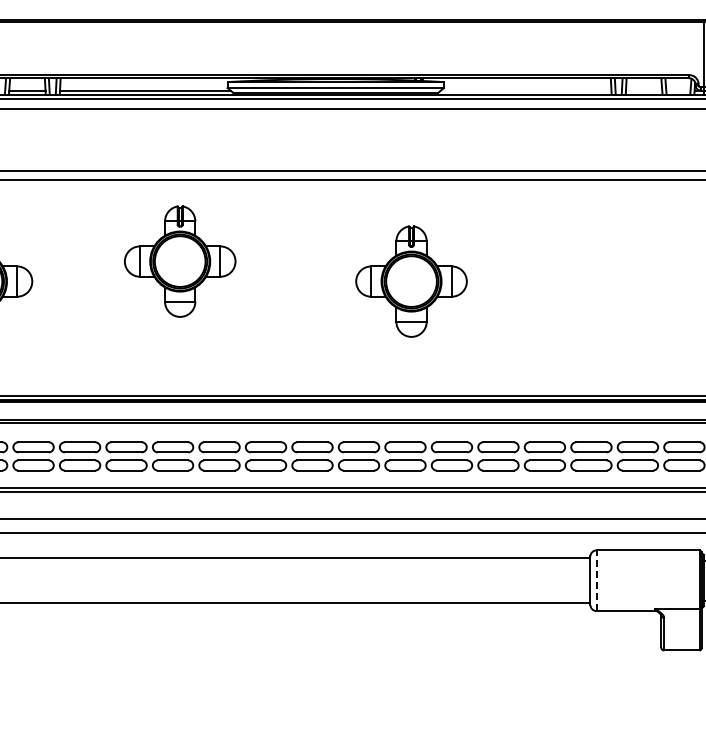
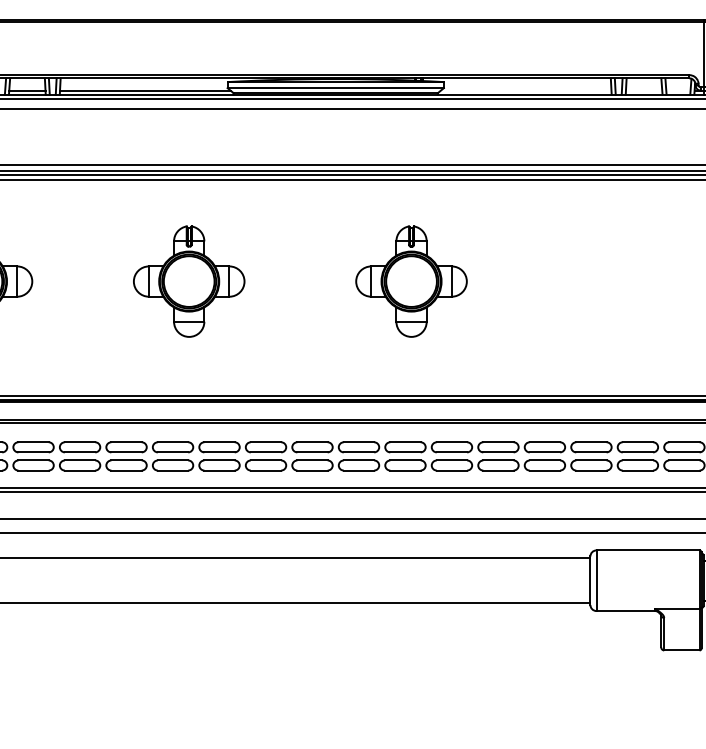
line: none -> present (352, 165)
line: none -> present (352, 175)
part position: (180, 261) -> (189, 281) (189, 281)
line: dashed -> solid (596, 580)
